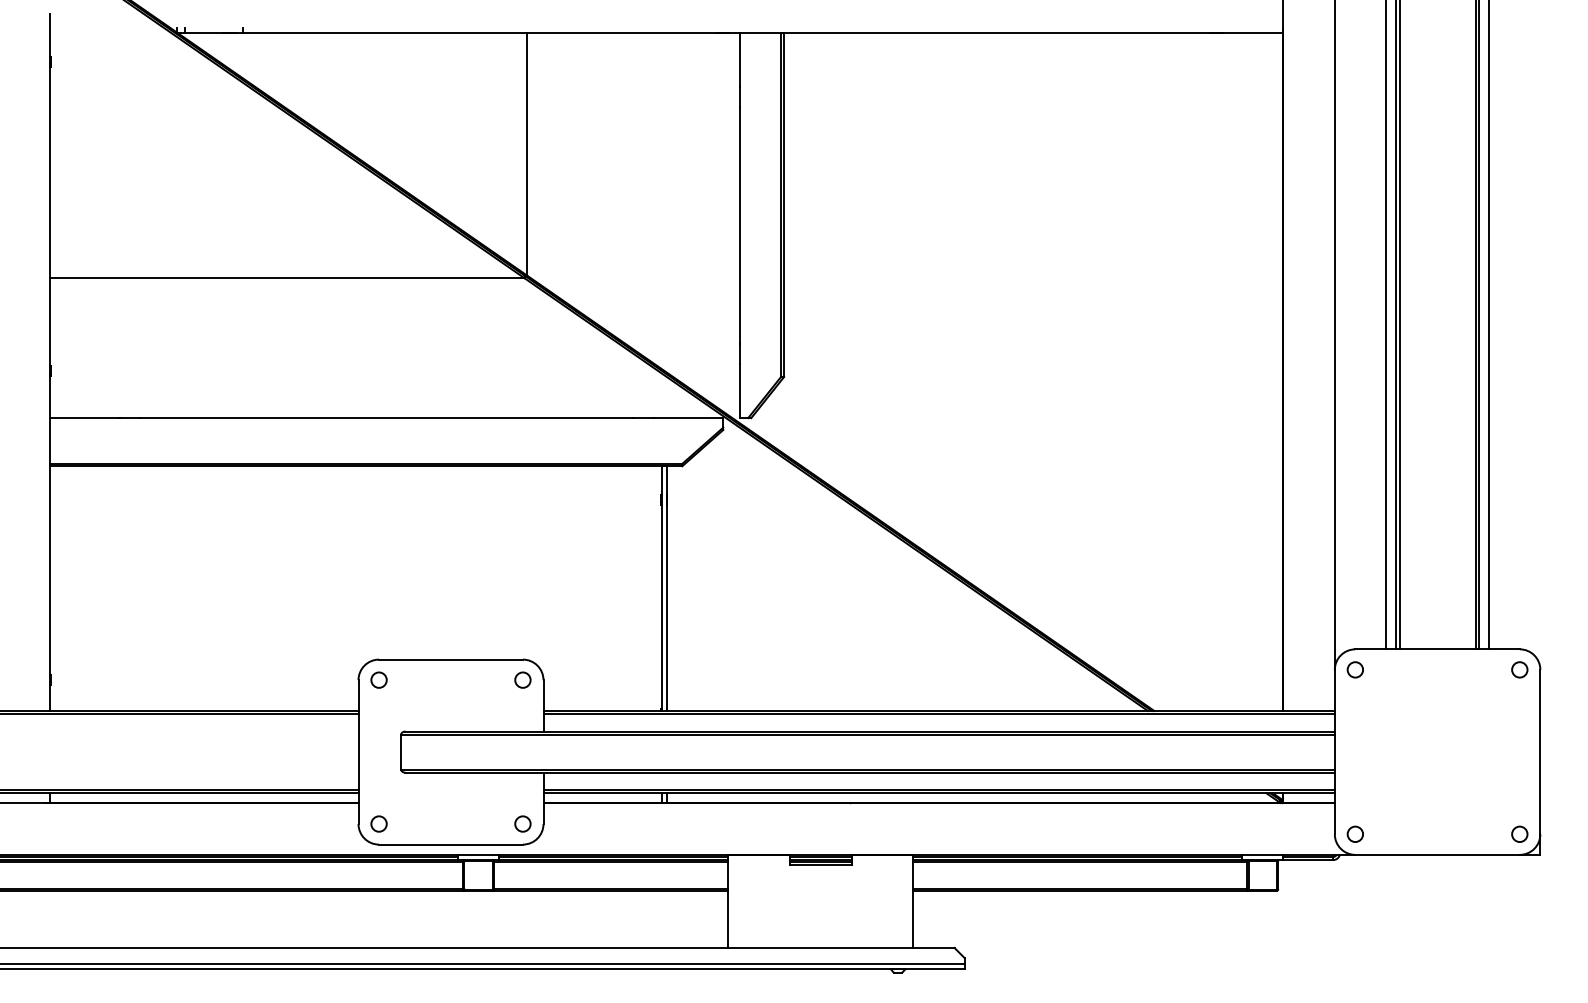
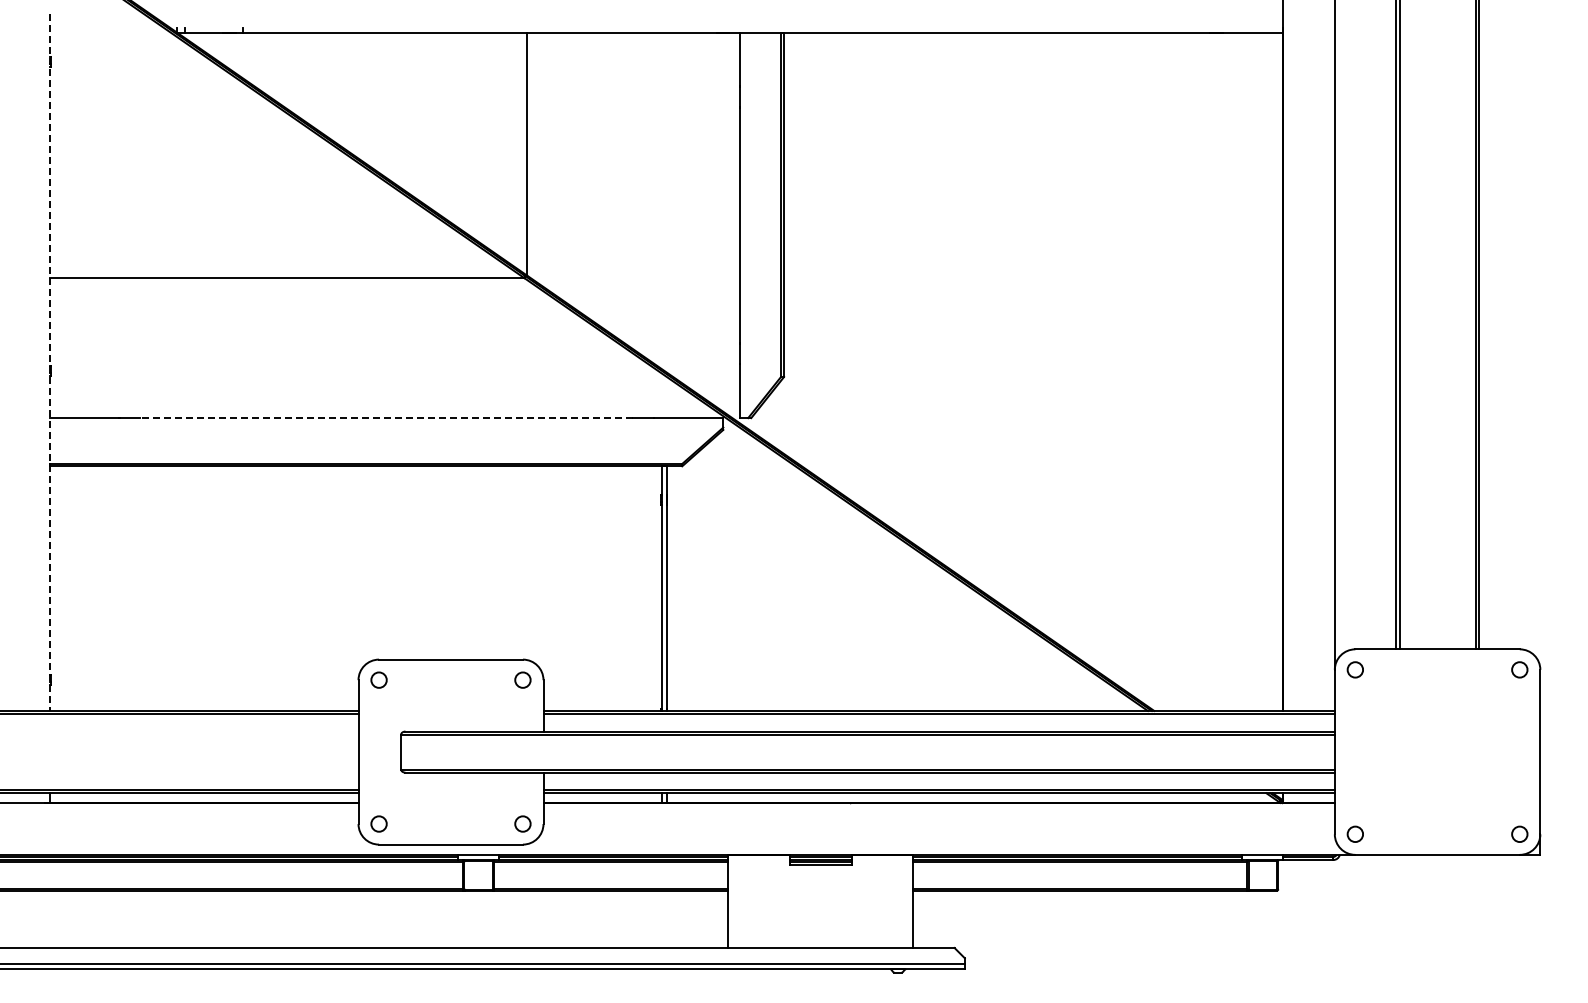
line: present -> none (1386, 325)
line: present -> none (1488, 325)
line: solid -> dashed (50, 362)
line: solid -> dashed (386, 418)
